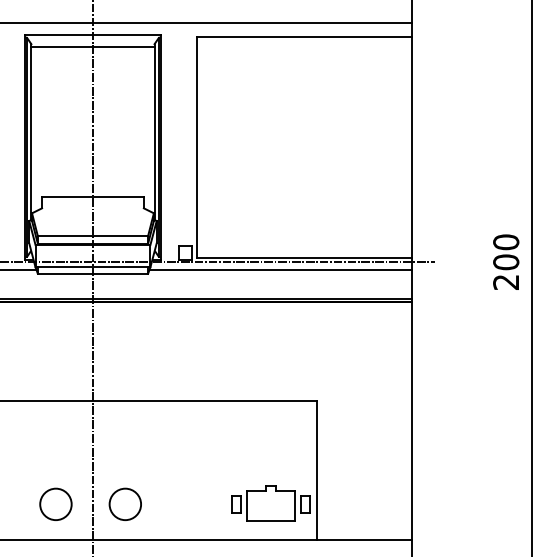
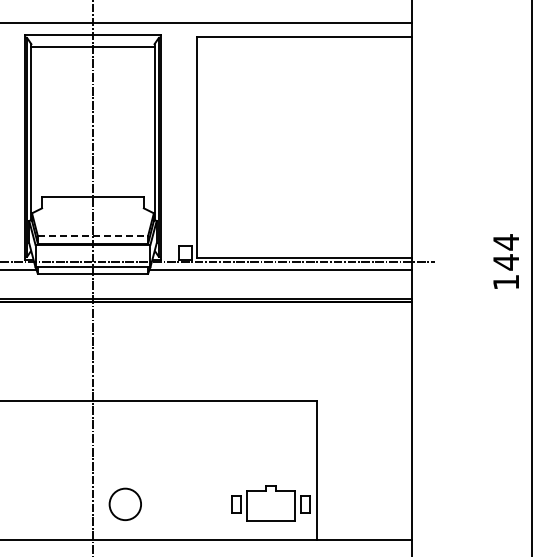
line: solid -> dashed (93, 236)
text: 200 -> 144 (506, 261)
circle: present -> none (55, 503)
